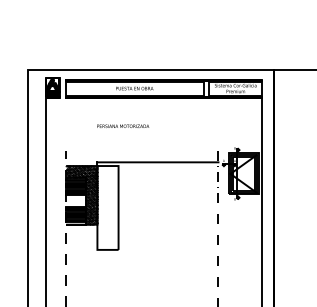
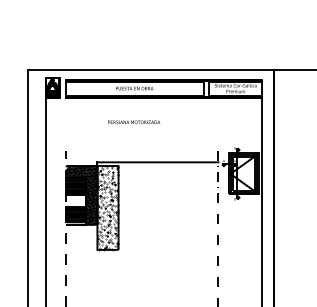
text position: (123, 125) -> (134, 121) (134, 121)
hatch: none -> present (107, 207)
